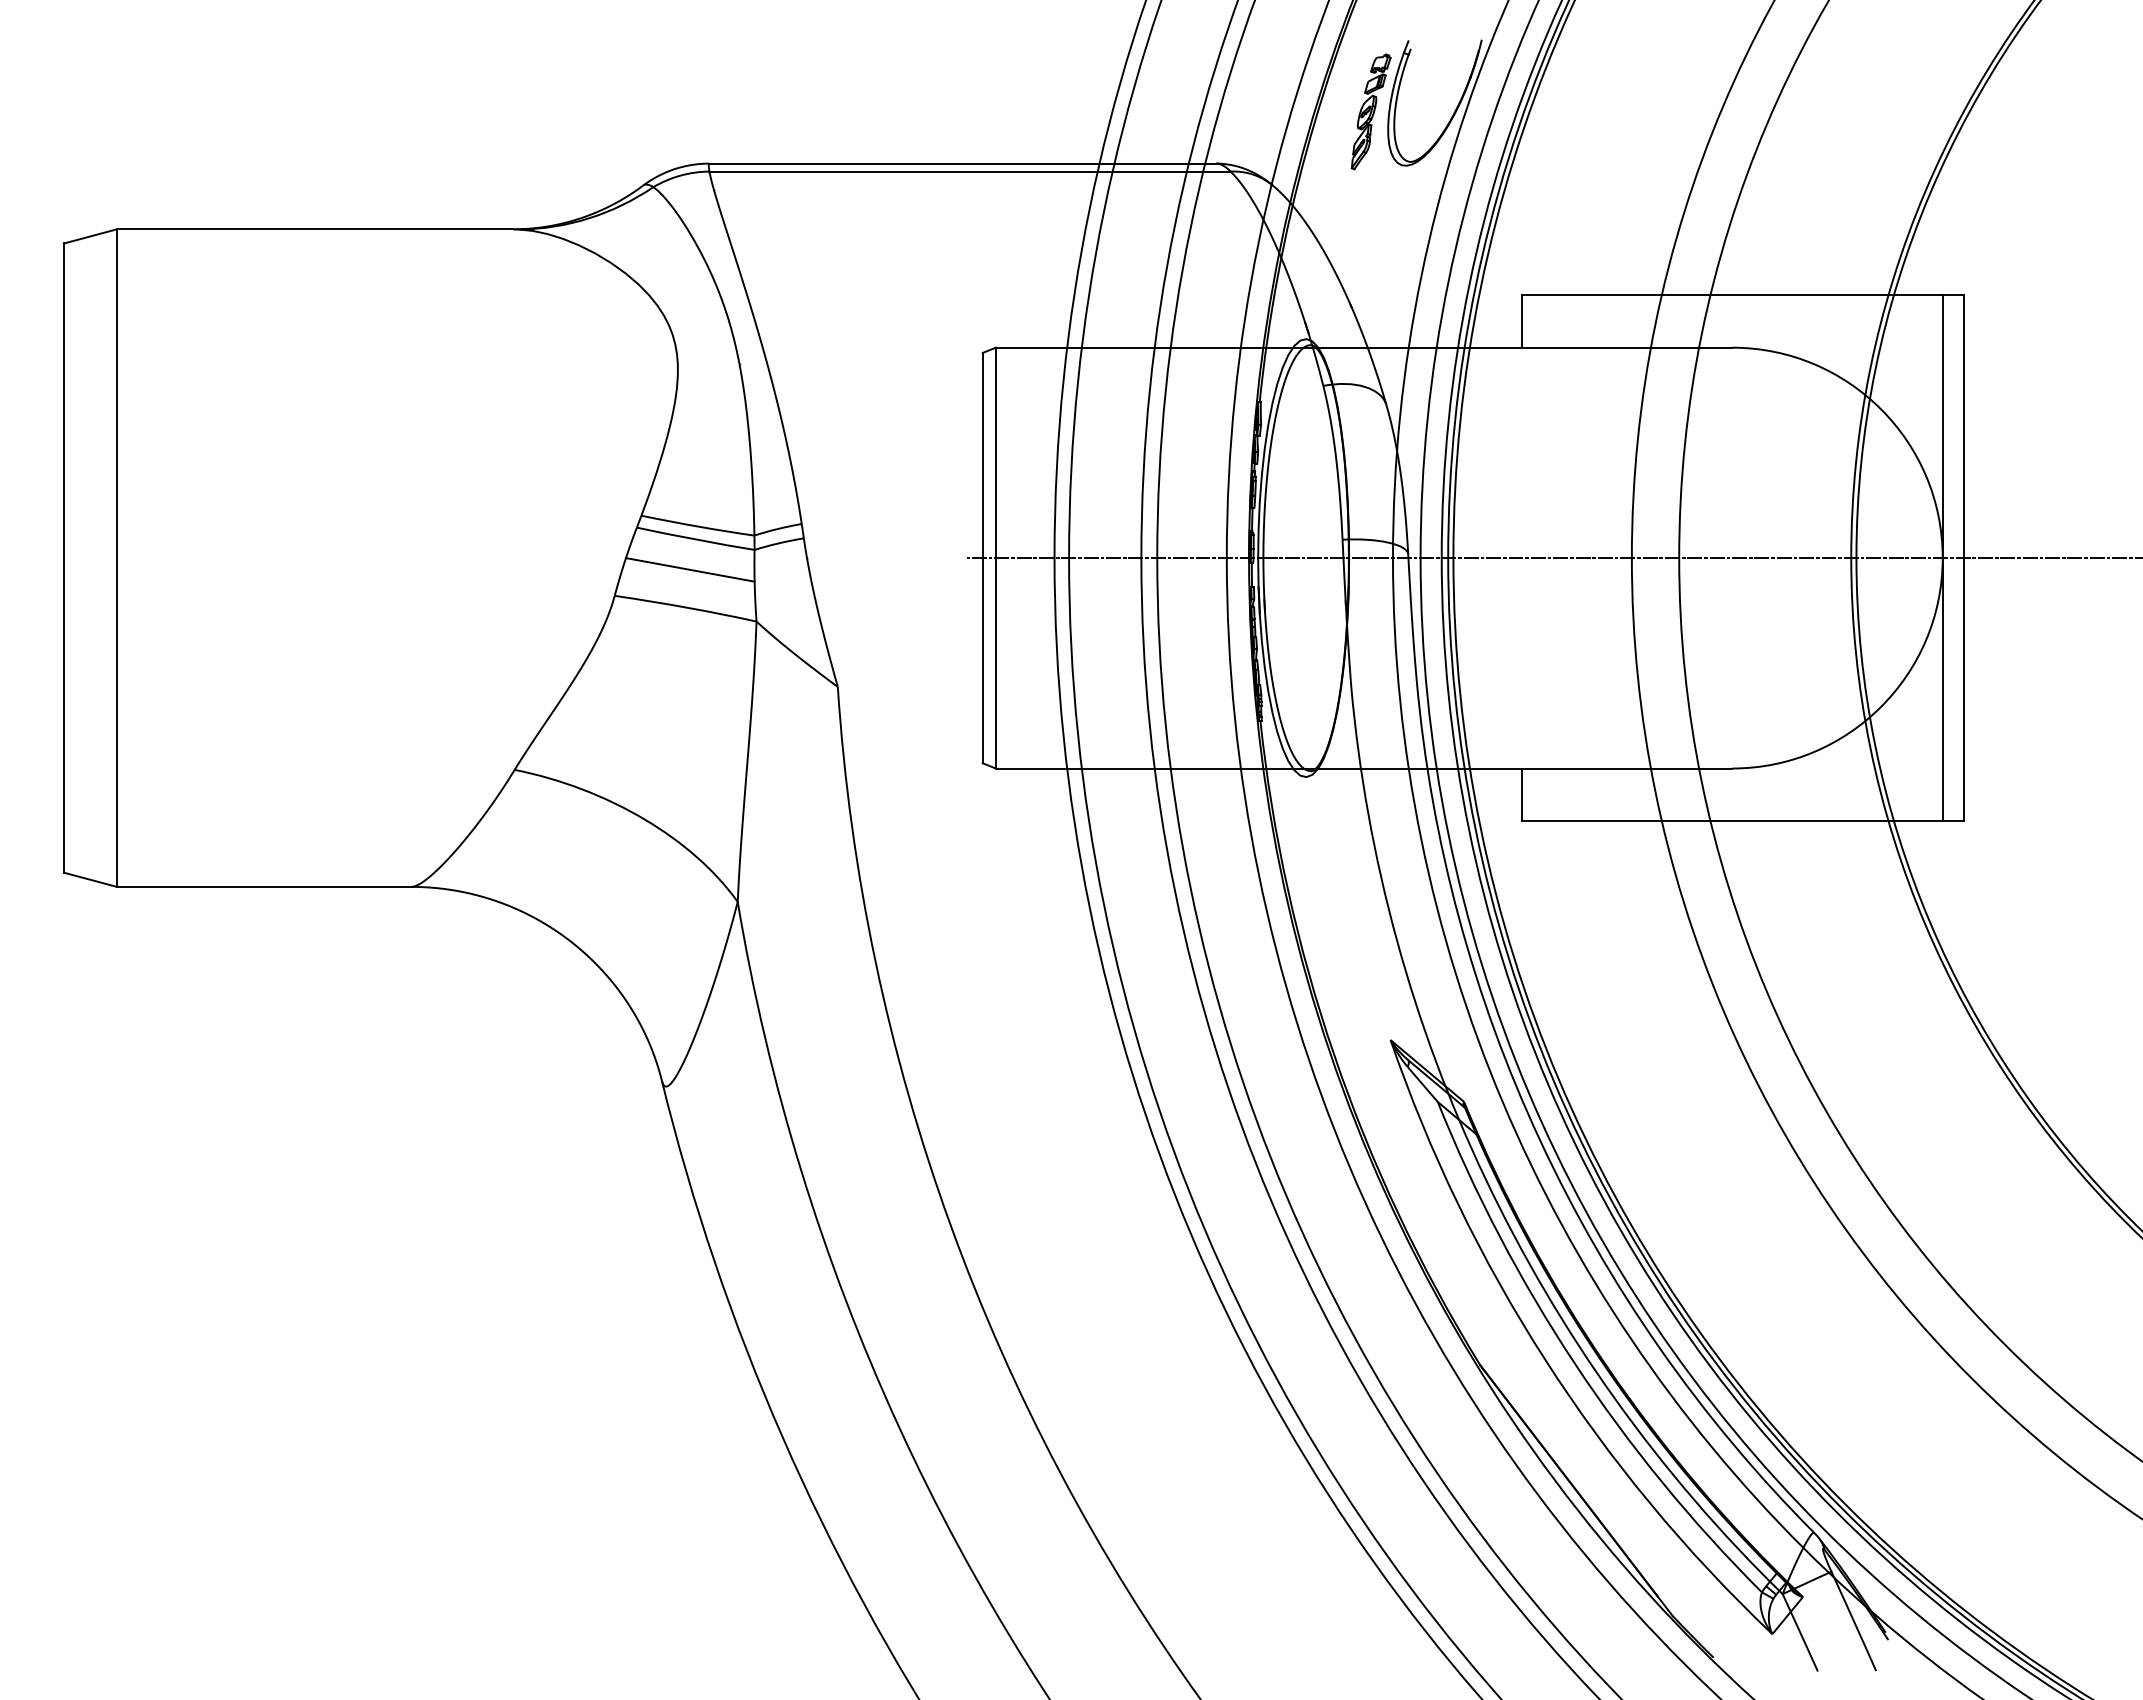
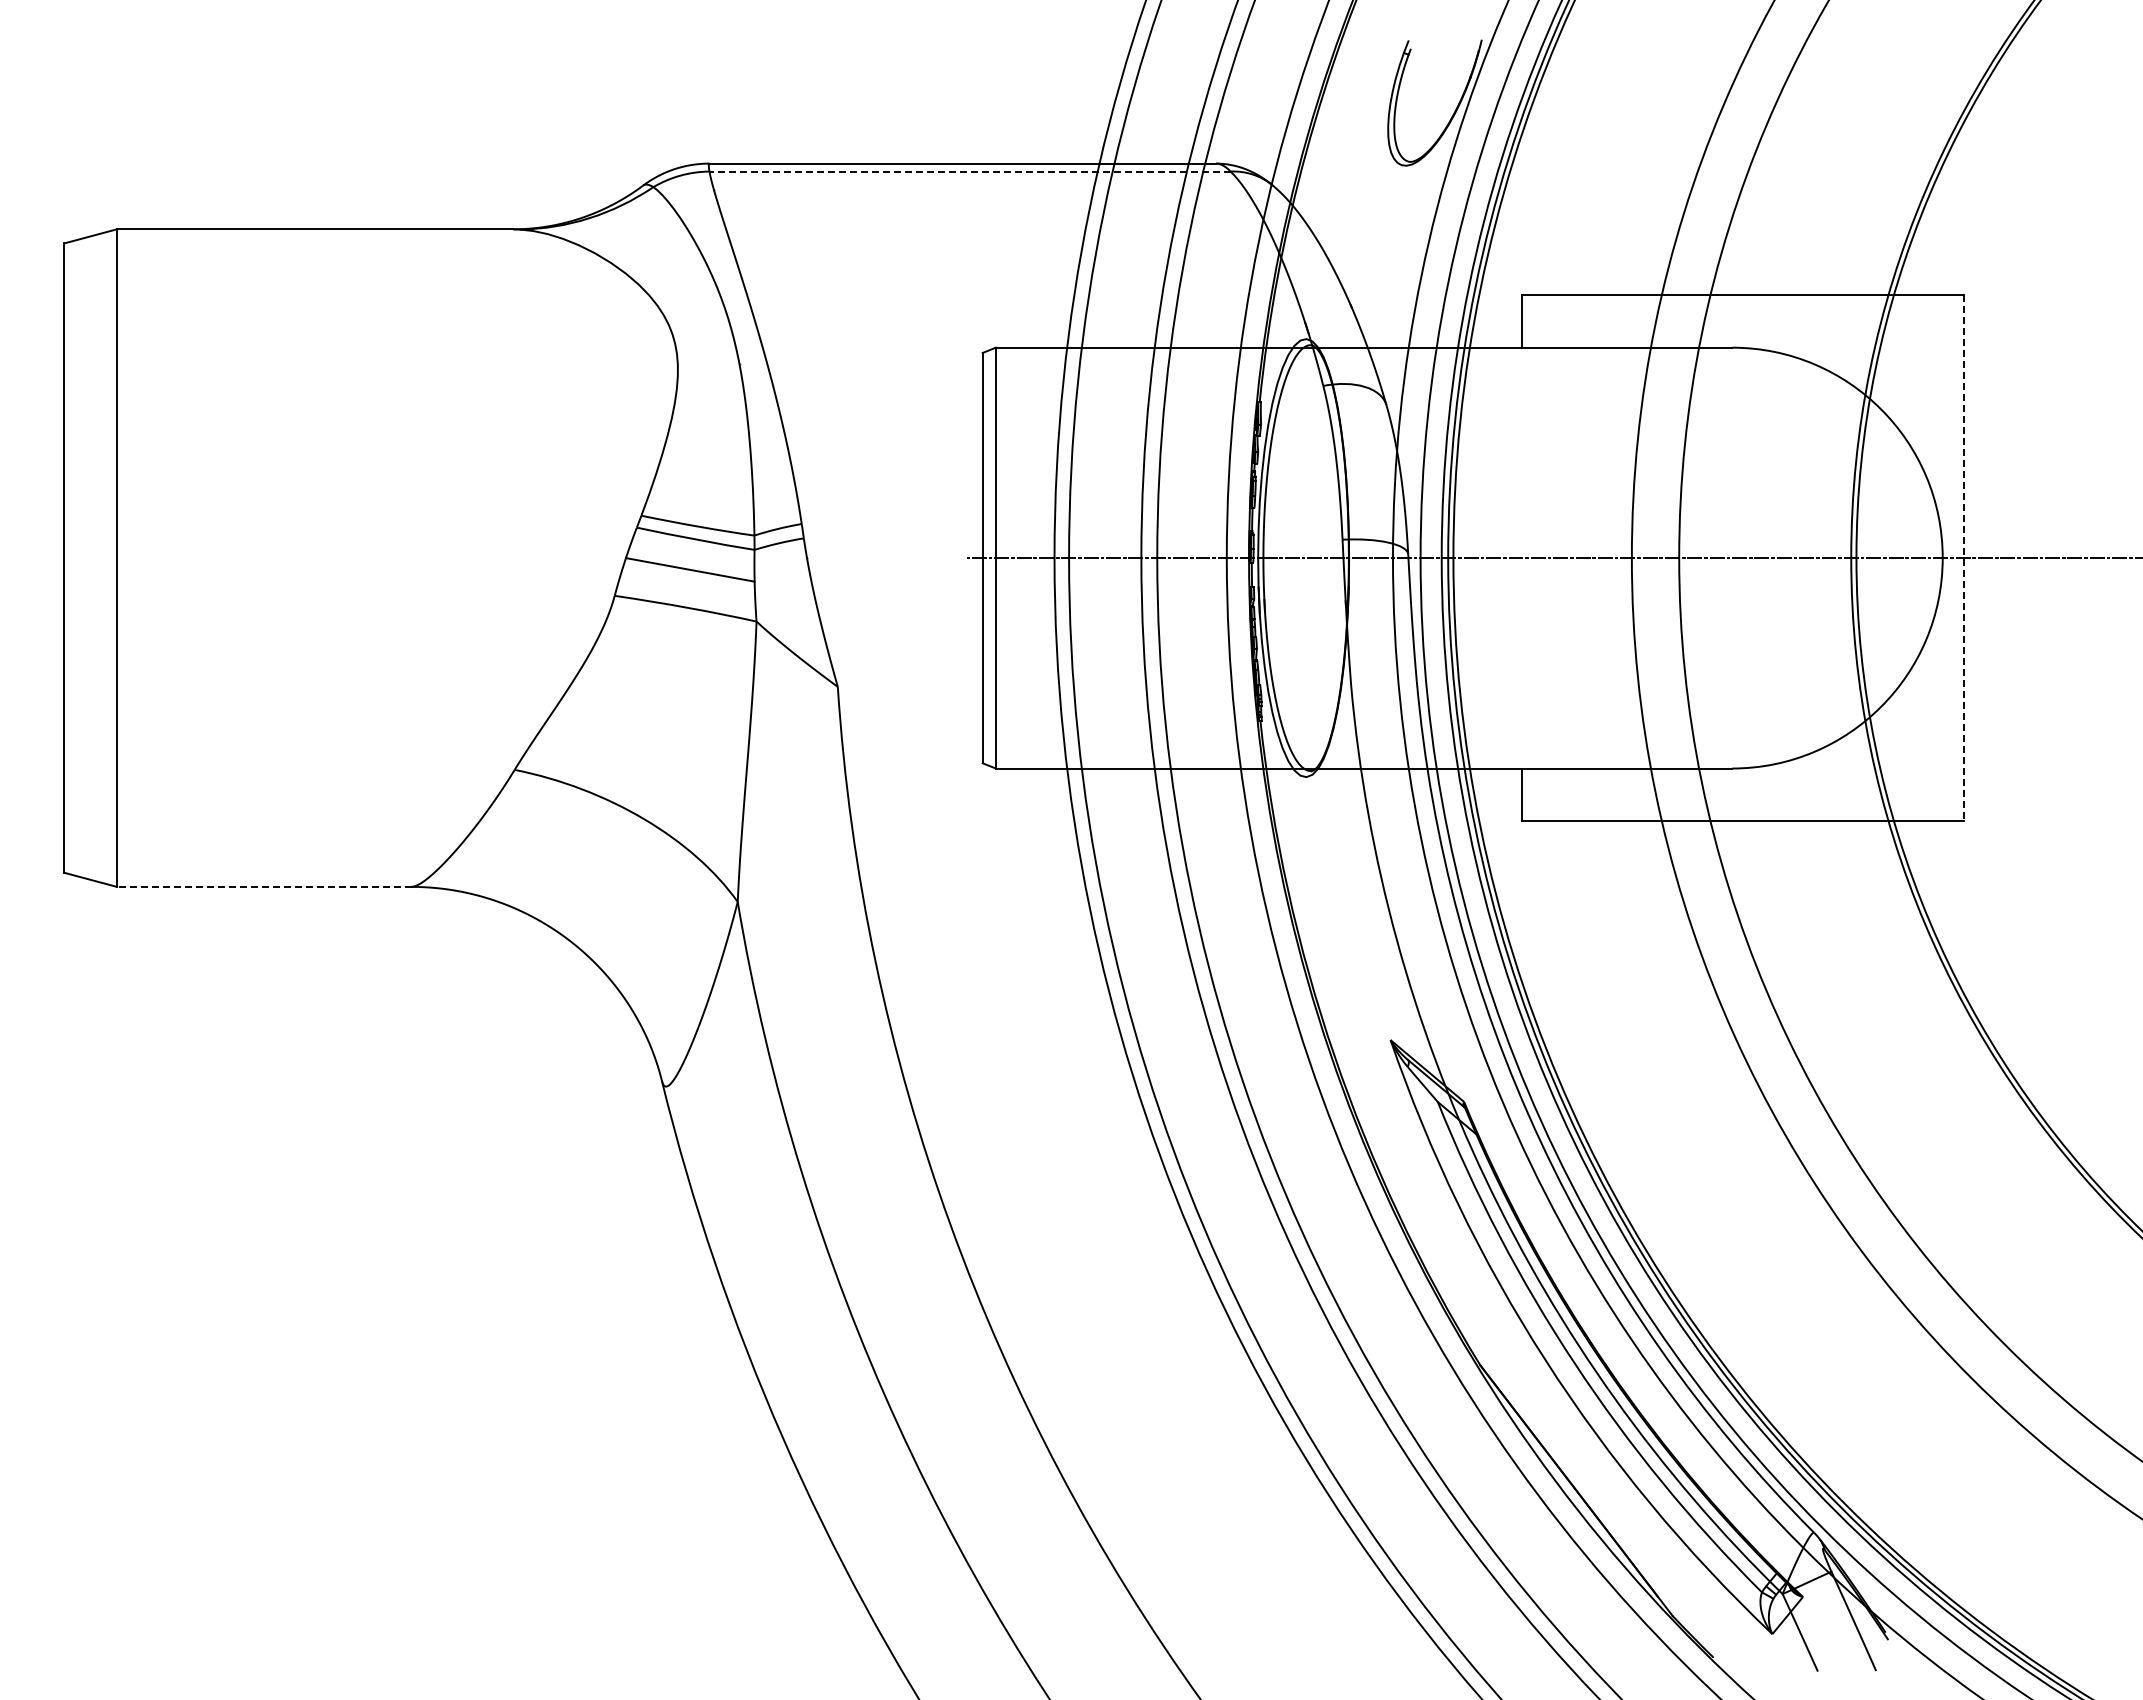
part: present -> none (1370, 111)
line: solid -> dashed (970, 171)
line: present -> none (1942, 558)
line: solid -> dashed (1963, 558)
line: solid -> dashed (263, 886)
